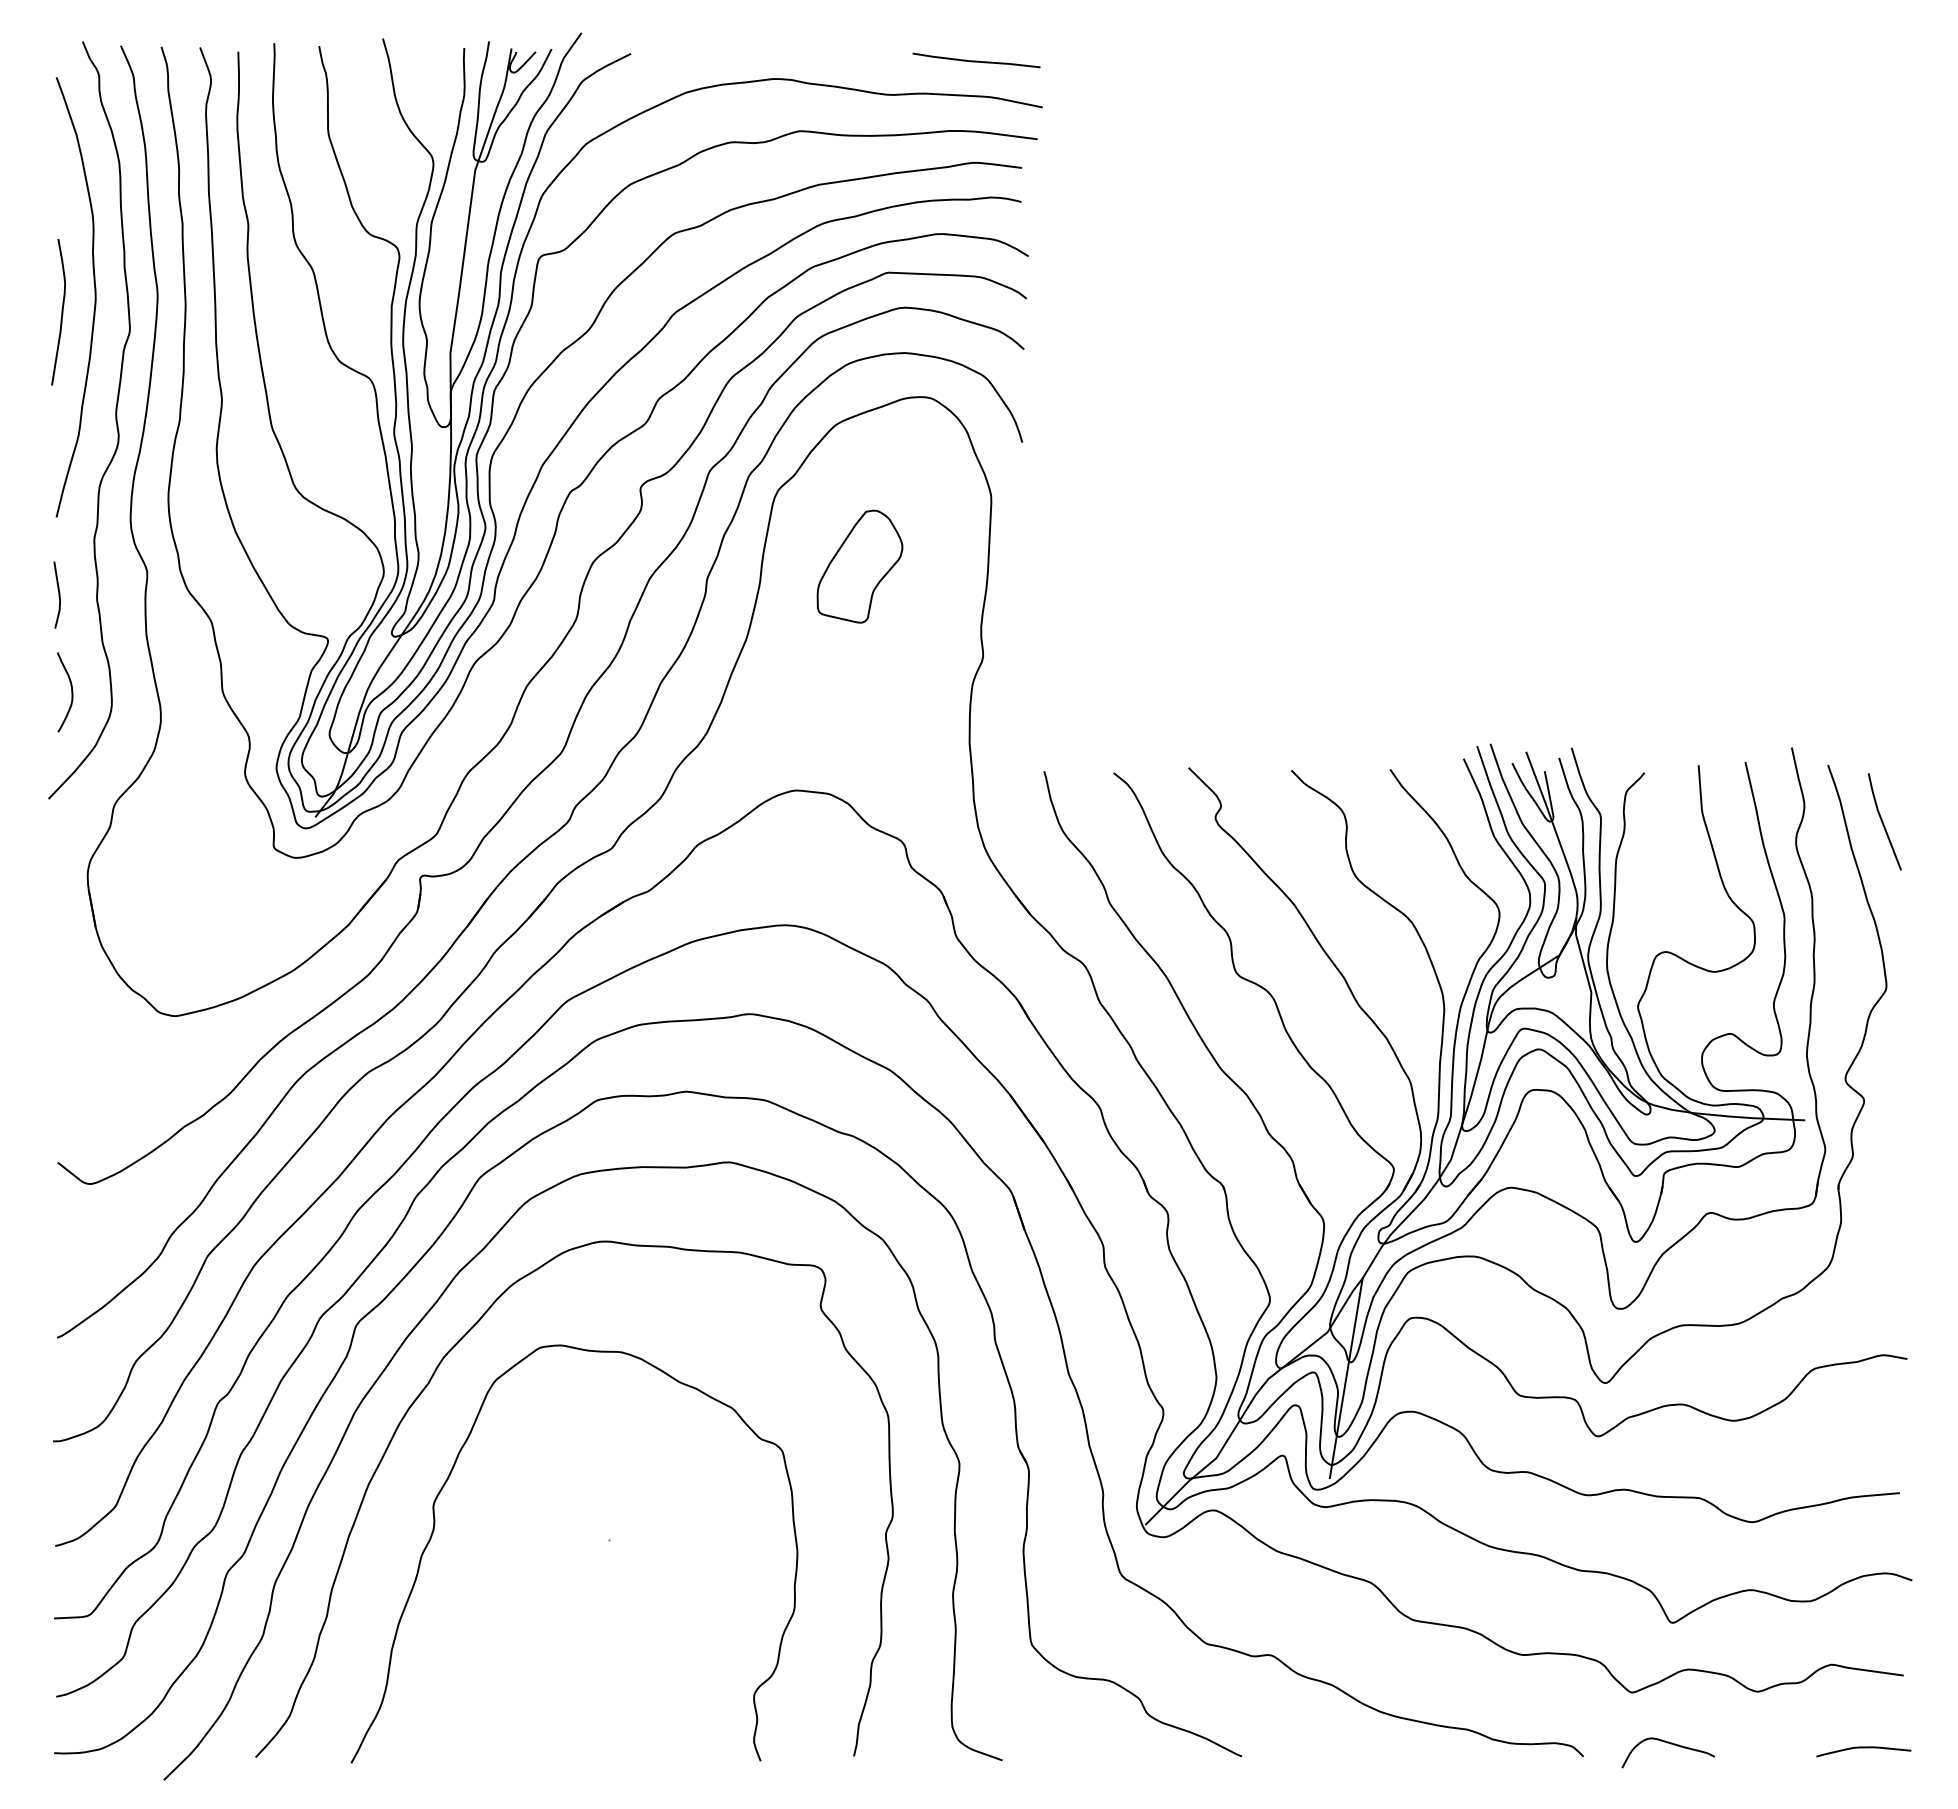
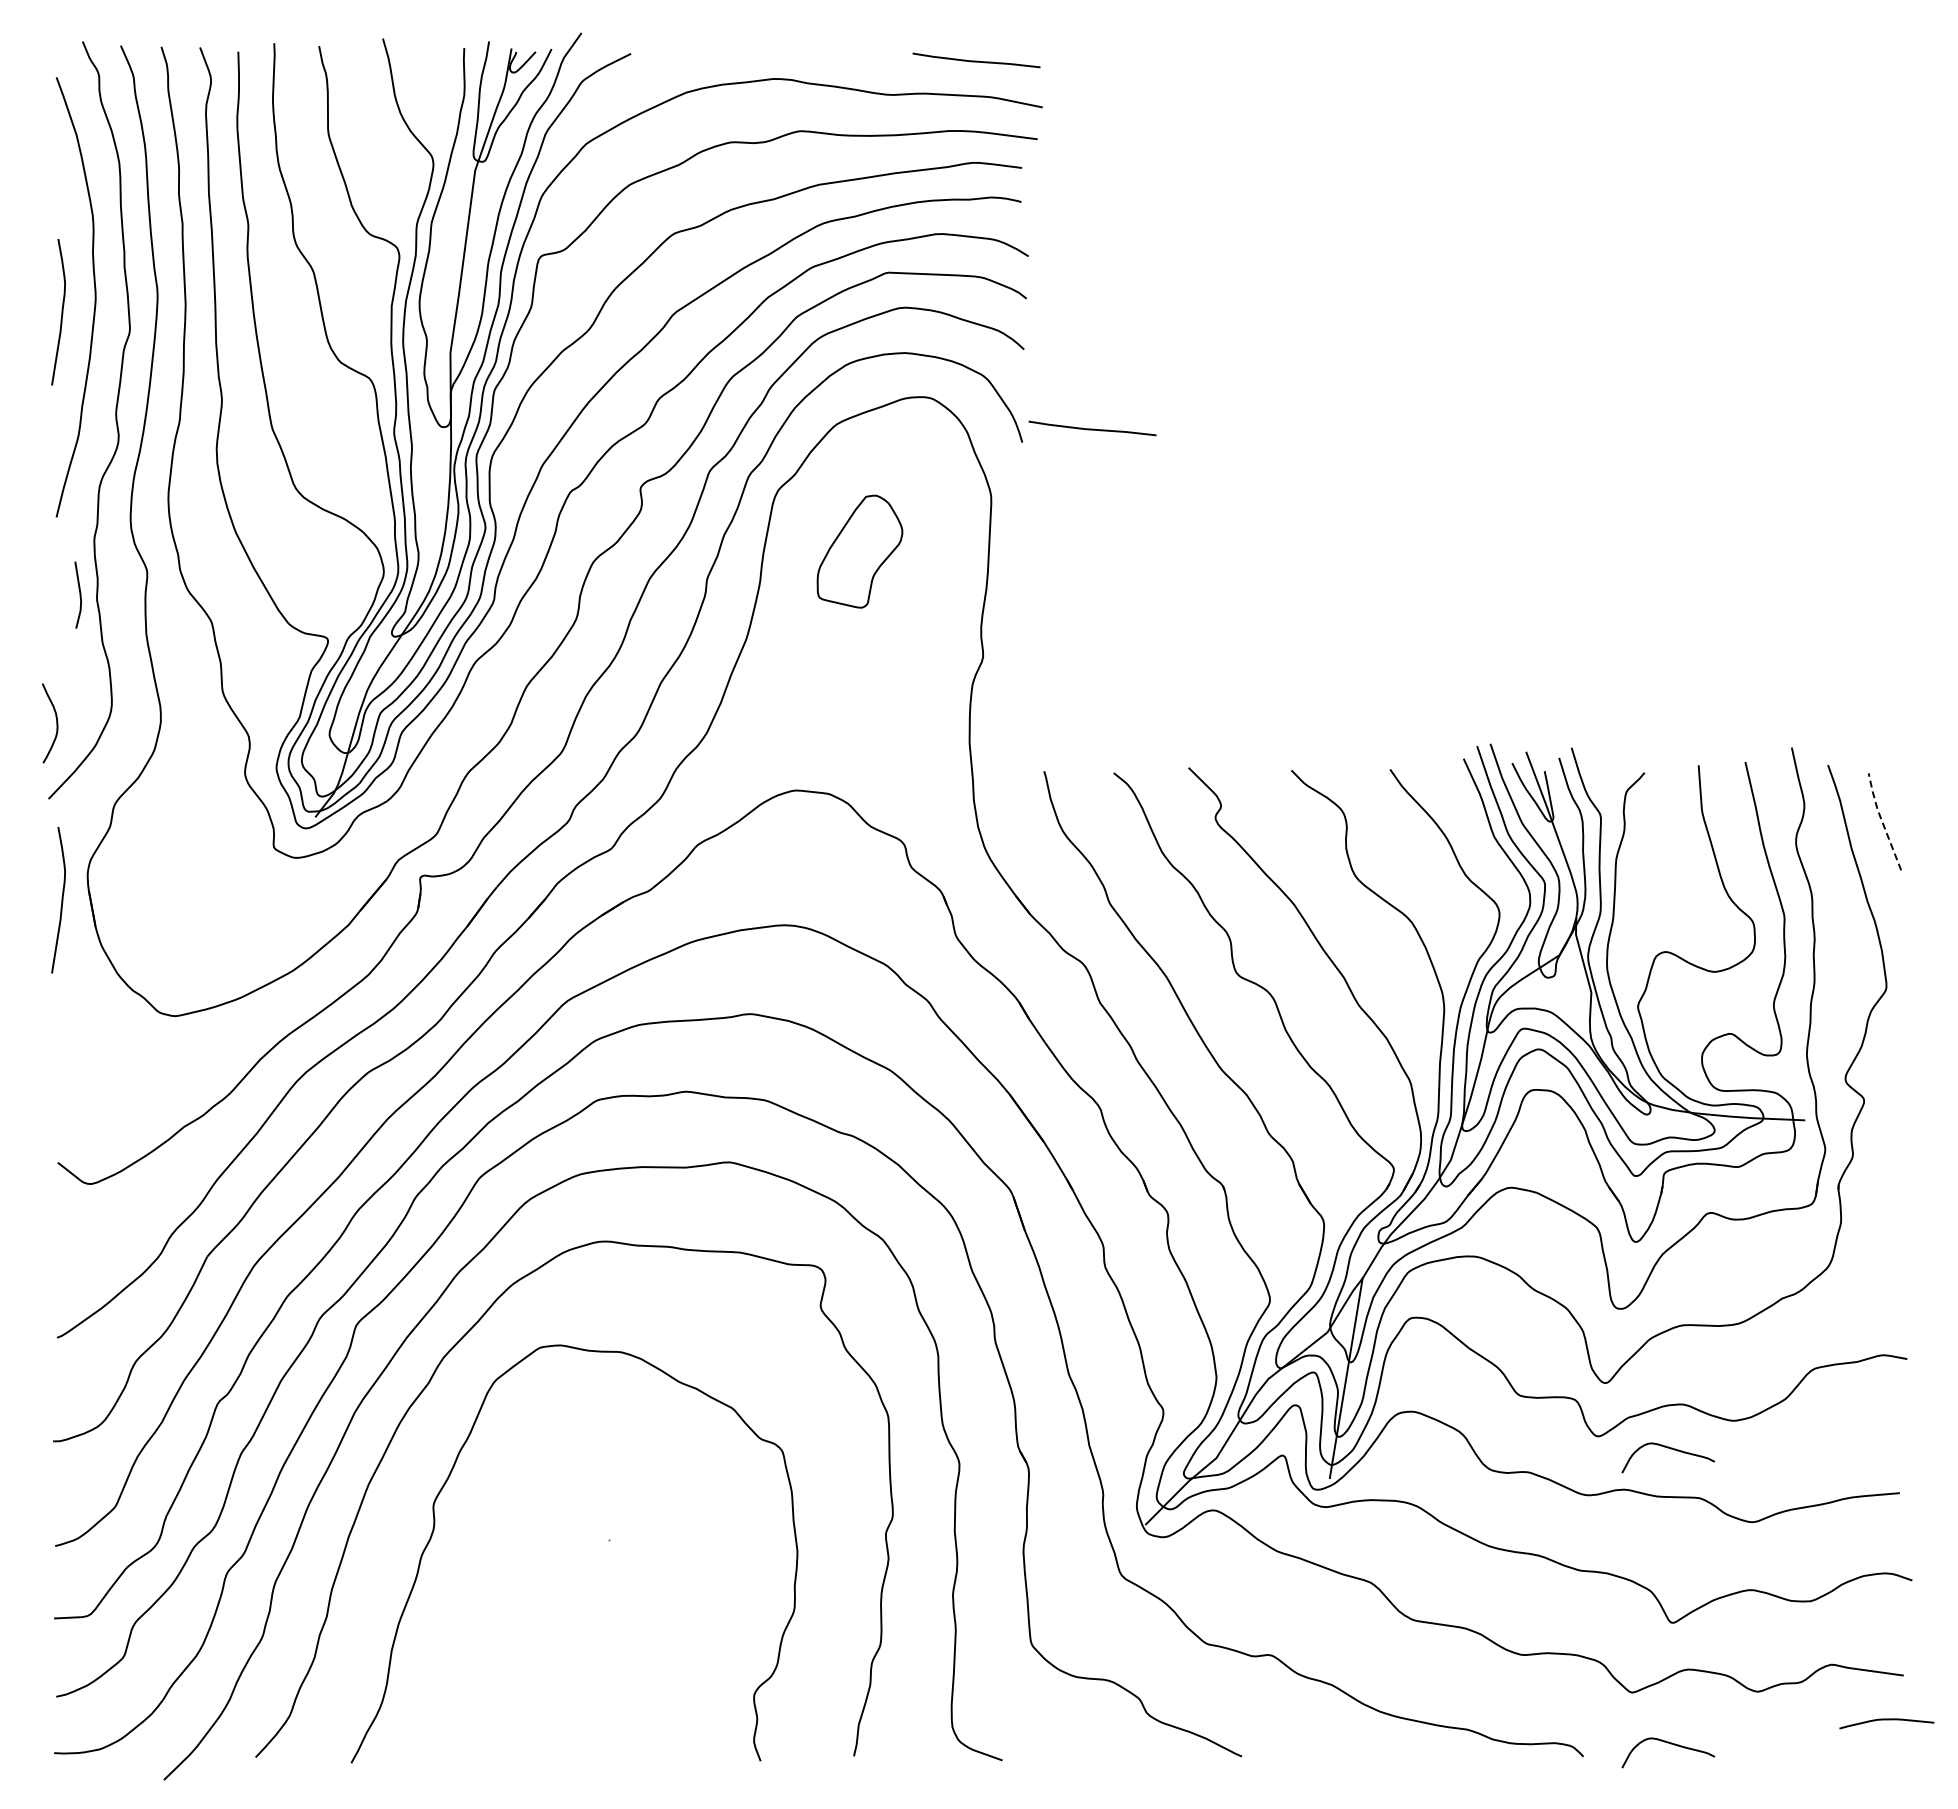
line: none -> present (1092, 428)
part position: (859, 566) -> (859, 551) (859, 551)
line position: (58, 594) -> (79, 594) (79, 594)
curve position: (71, 692) -> (56, 723) (56, 723)
line: solid -> dashed (1882, 821)
curve: none -> present (61, 900)
curve: none -> present (1670, 1449)
curve position: (1863, 1748) -> (1886, 1720) (1886, 1720)
